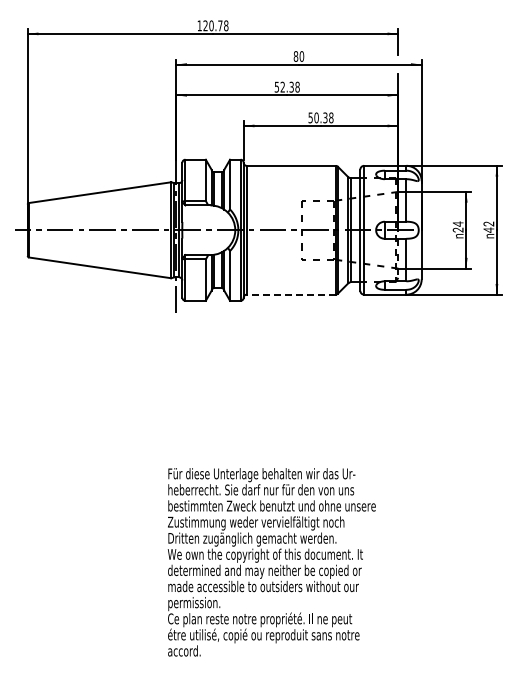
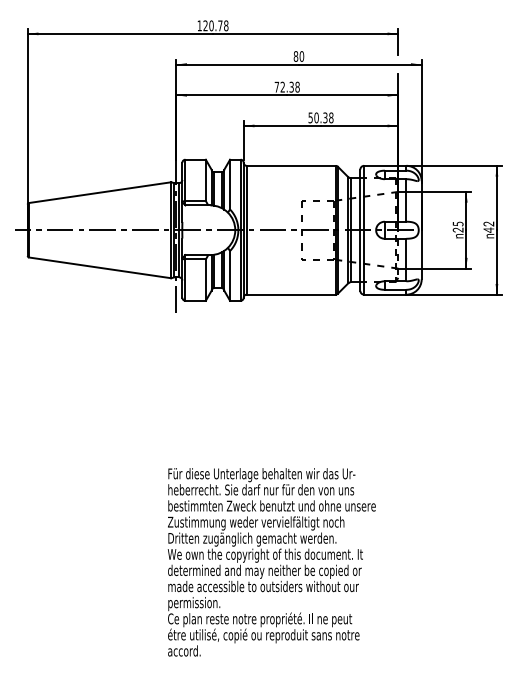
text: 52.38 -> 72.38 (276, 87)
text: 24 -> 25 (457, 223)
line: dashed -> solid (290, 294)
